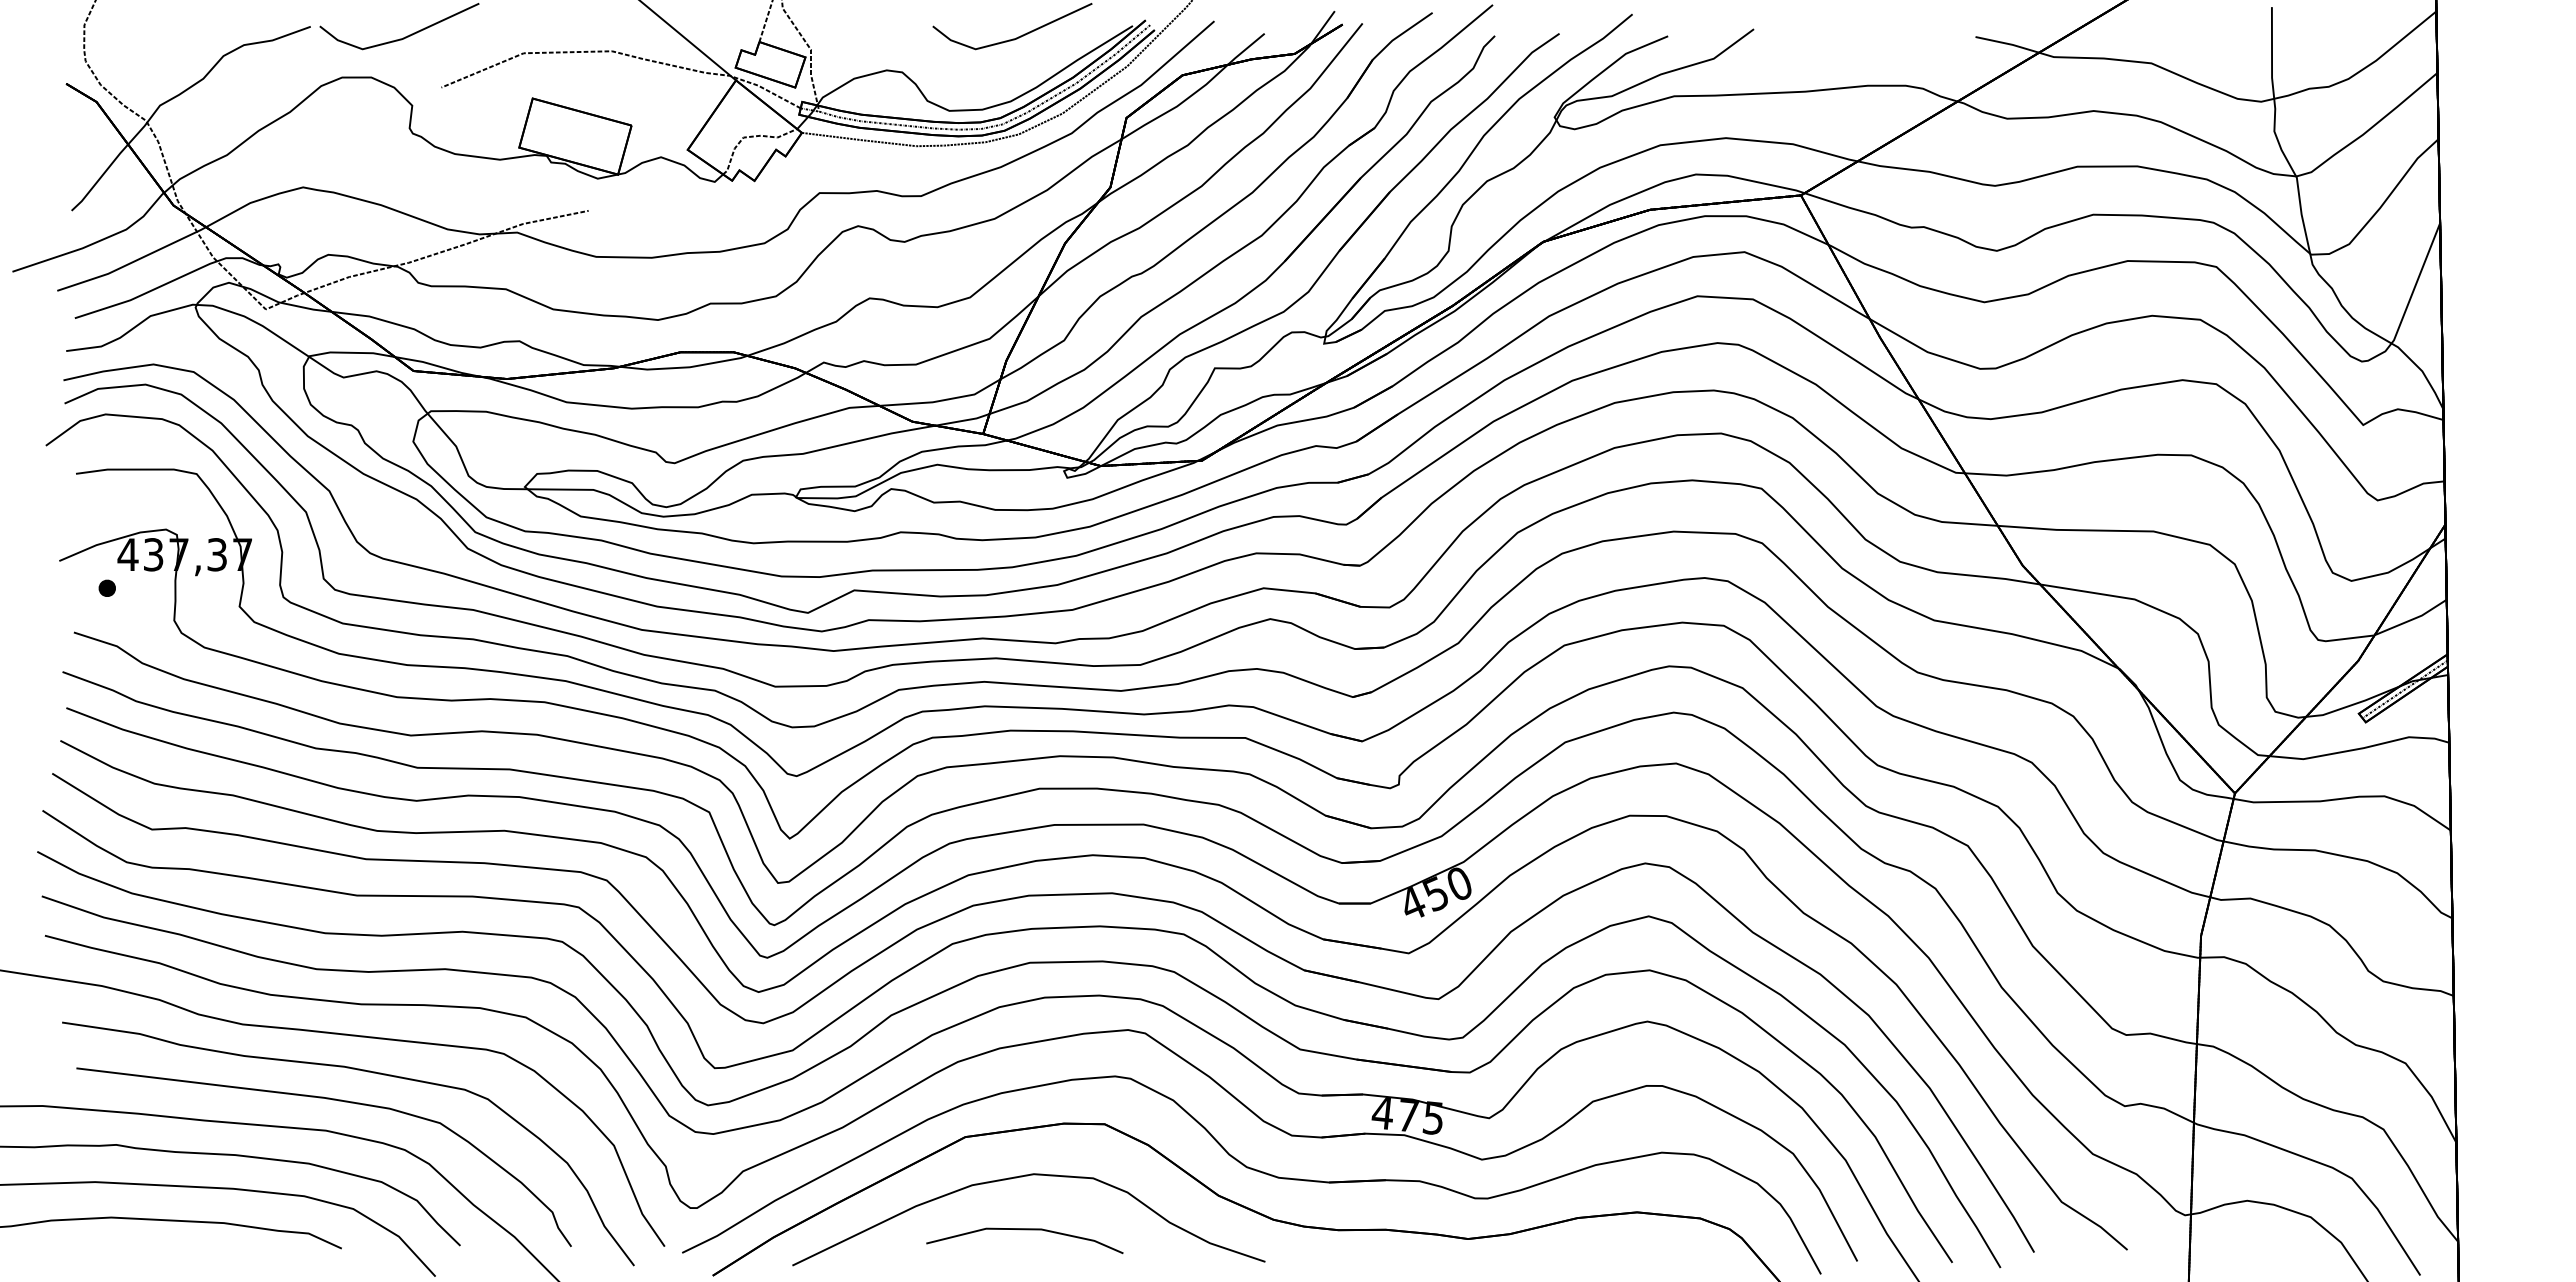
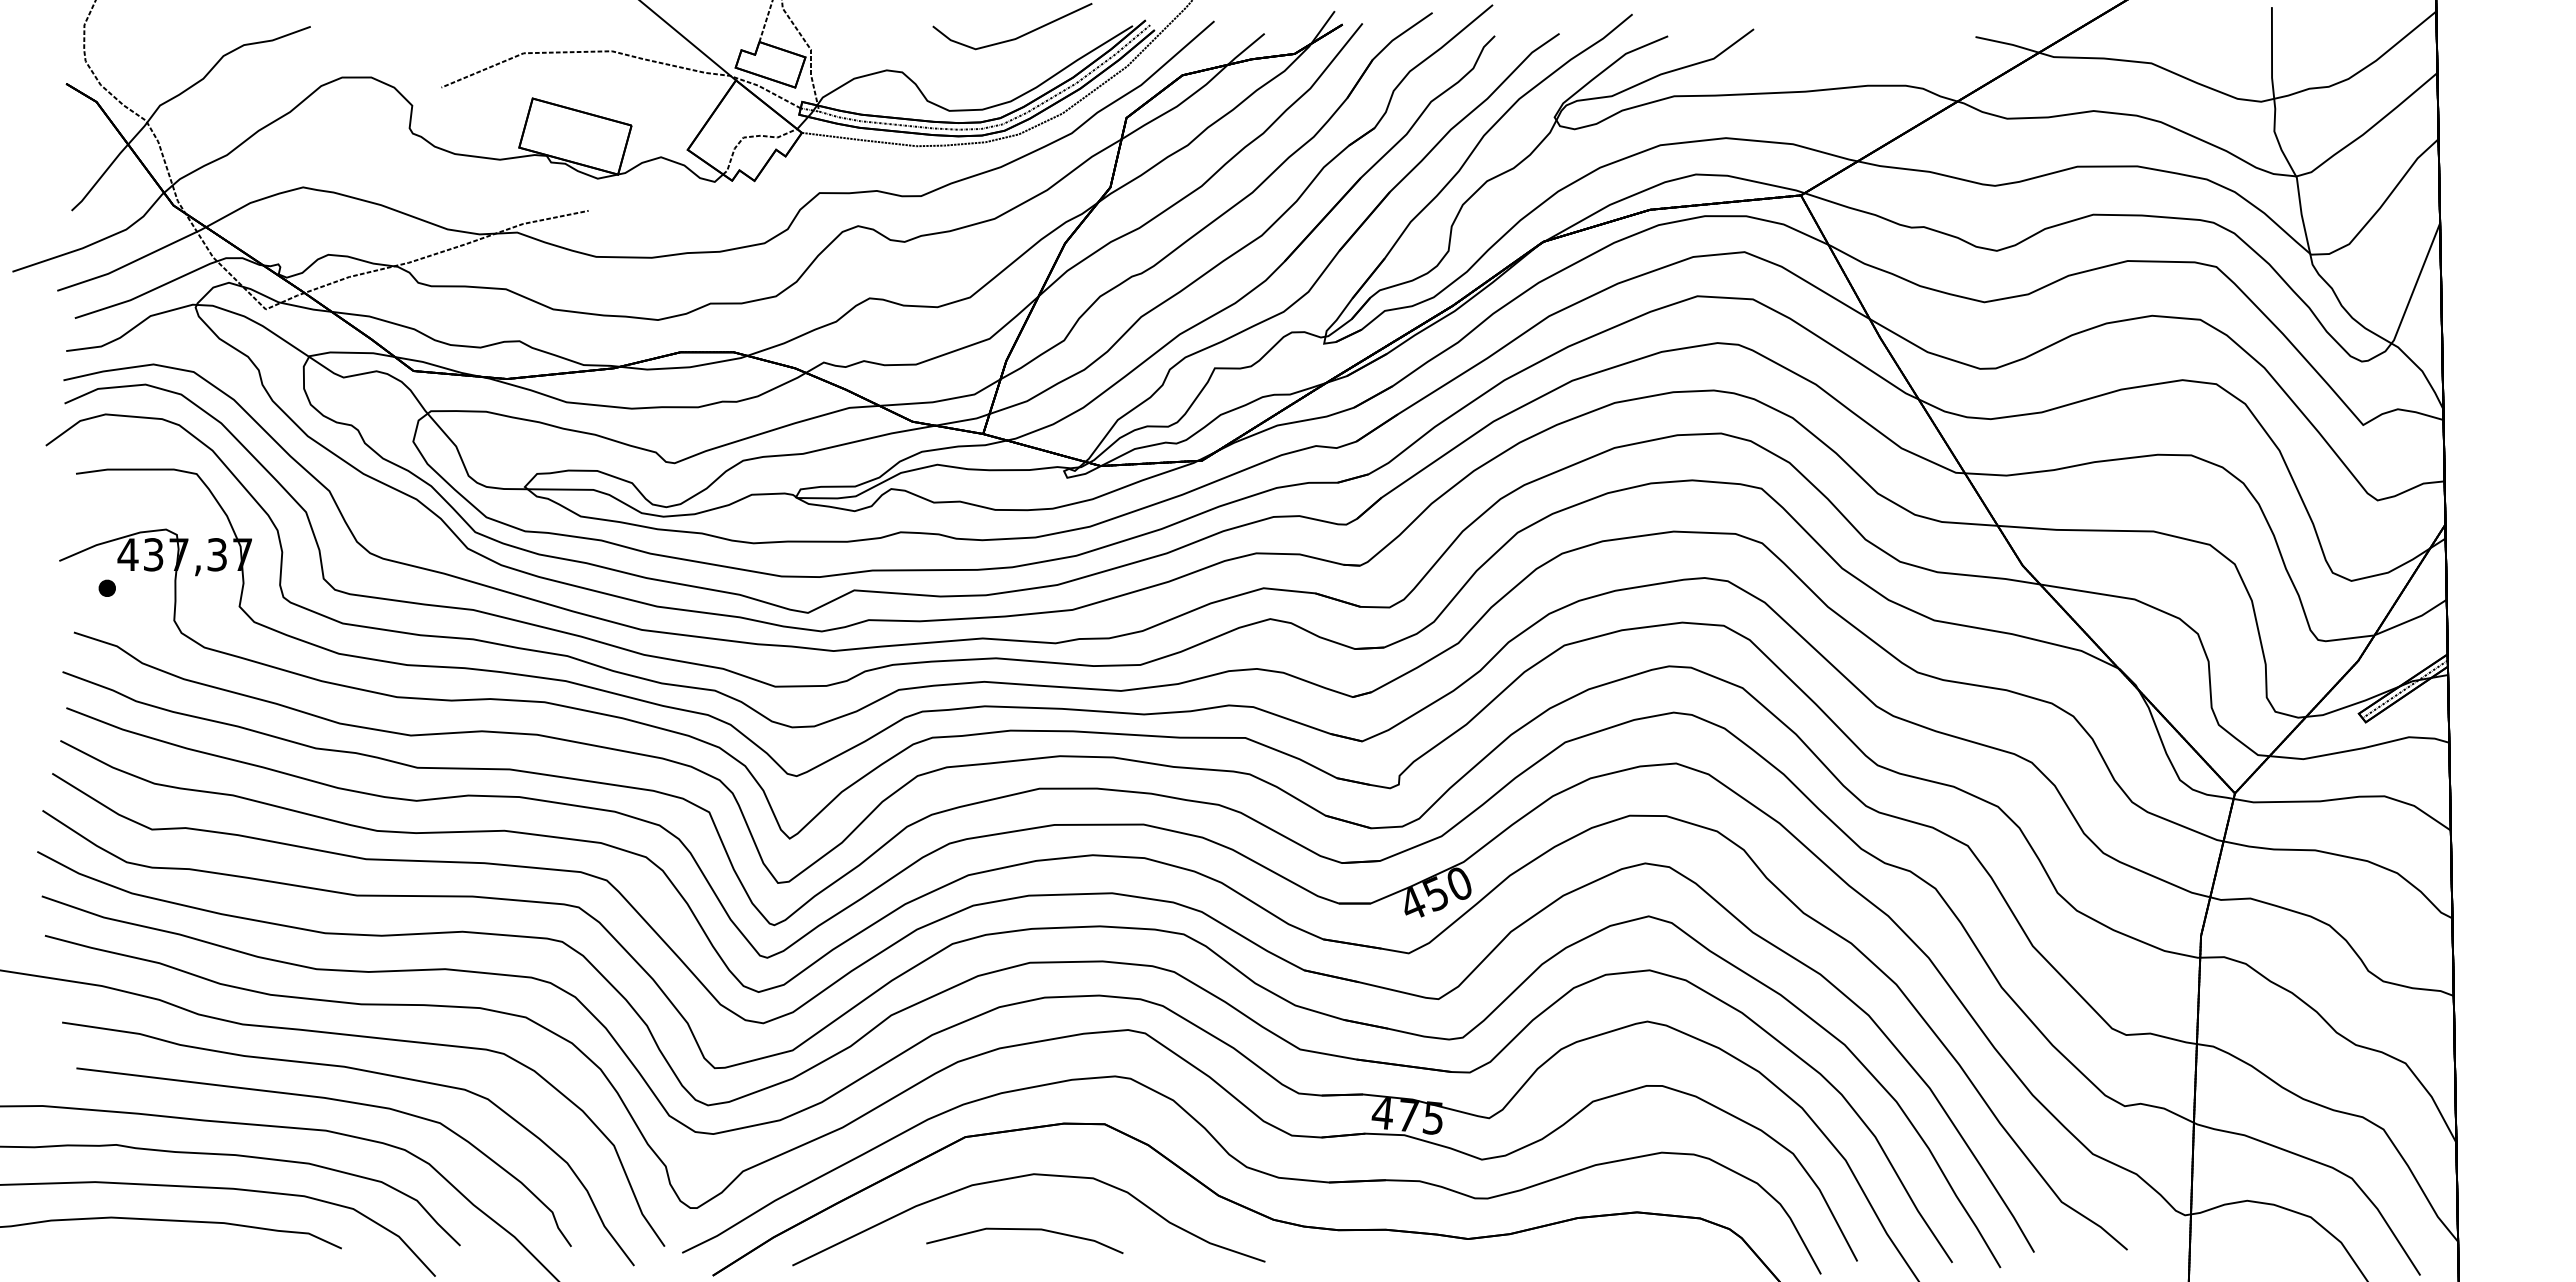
line: present -> none (405, 36)
